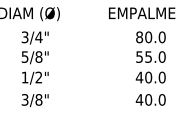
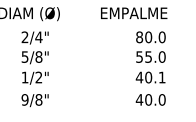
text position: (142, 12) -> (134, 12) (134, 12)
text: 3/4" -> 2/4" (24, 37)
text: 40.0 -> 40.1 (161, 77)
text: 3/8" -> 9/8" (24, 99)
